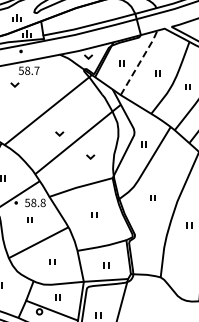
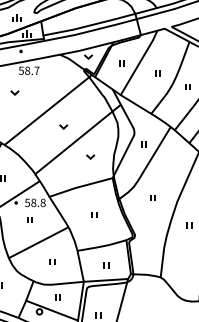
line: dashed -> solid (139, 62)
part position: (14, 84) -> (14, 92) (14, 92)
part position: (59, 133) -> (63, 126) (63, 126)
